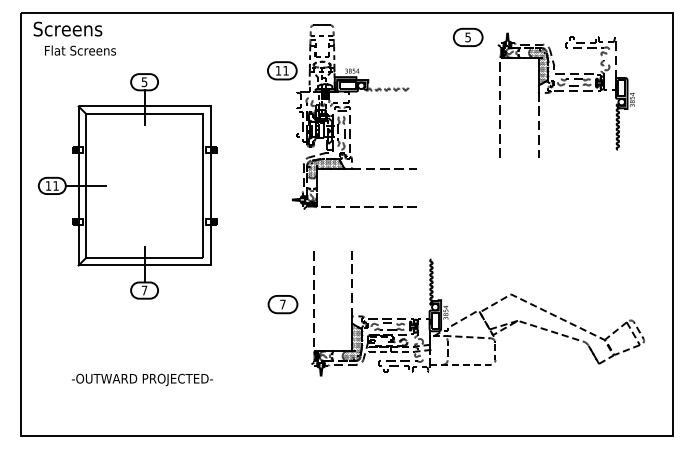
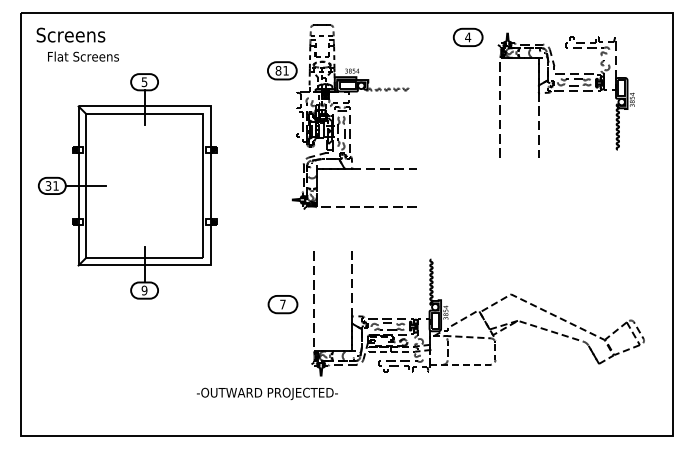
text: 5 -> 4 (468, 37)
text position: (74, 38) -> (77, 44) (77, 44)
hatch: present -> none (538, 66)
text: 11 -> 81 (278, 70)
hatch: present -> none (325, 168)
text: 11 -> 31 (48, 185)
text: 7 -> 9 (144, 290)
hatch: present -> none (352, 342)
text position: (142, 379) -> (267, 393) (267, 393)
